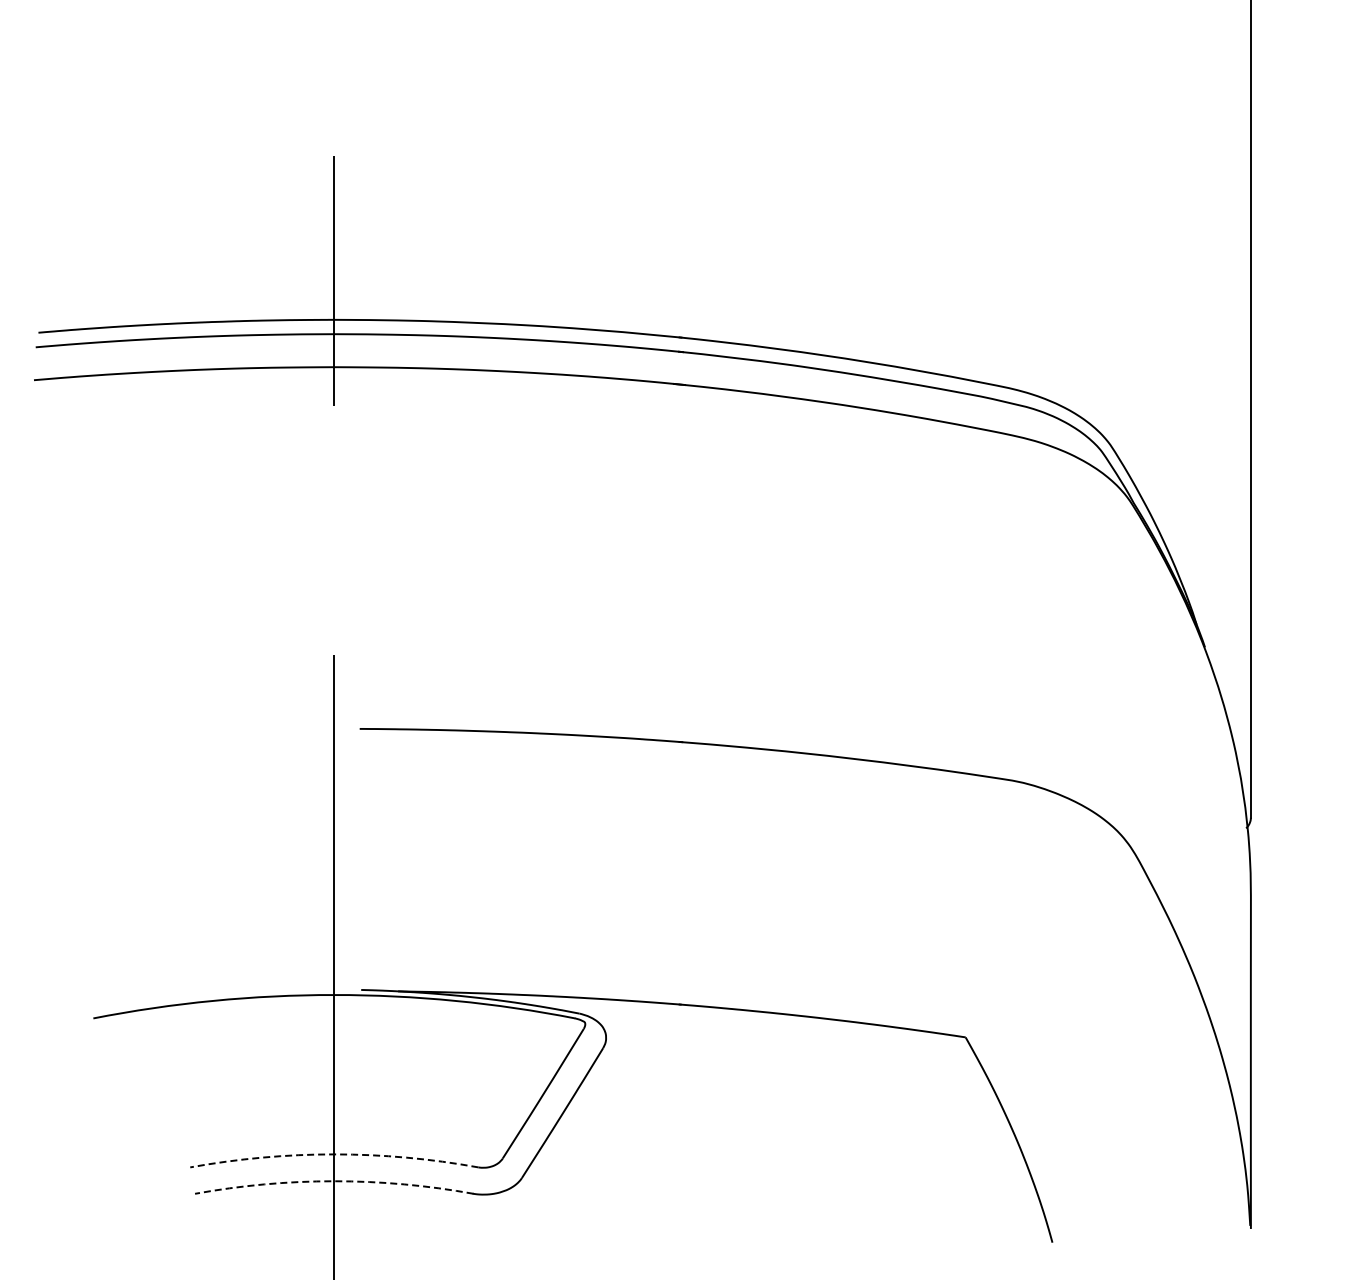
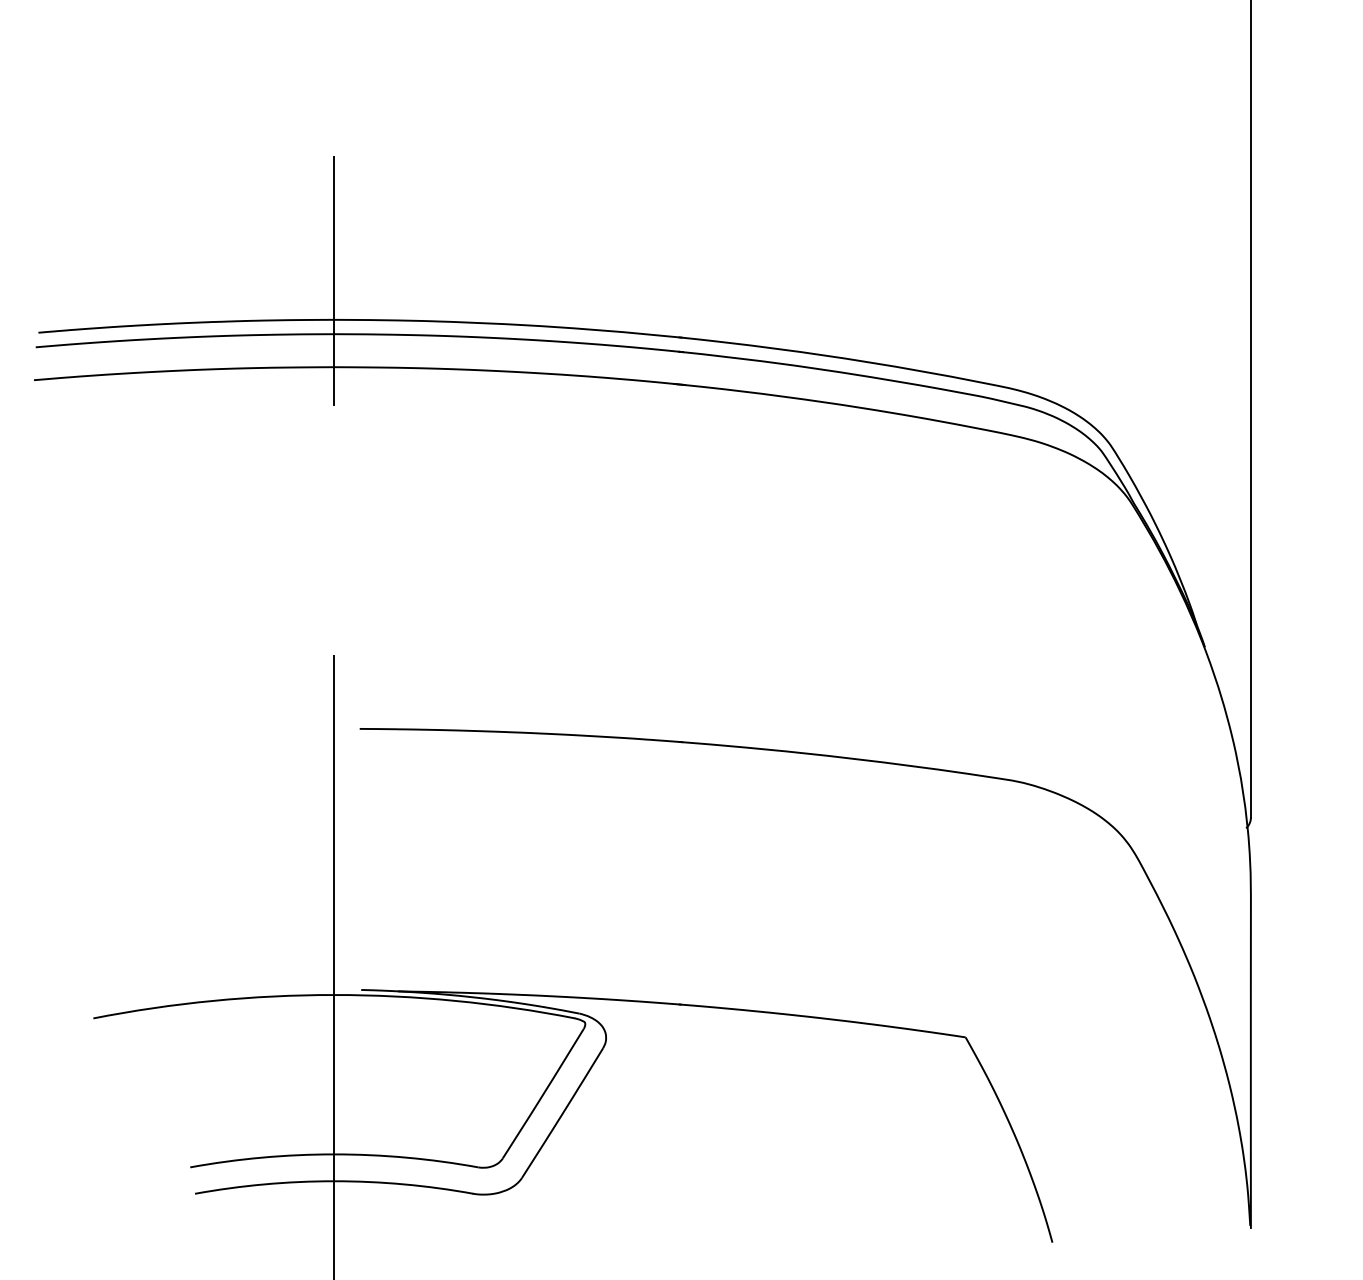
arc: dashed -> solid (334, 1154)
arc: dashed -> solid (334, 1181)
